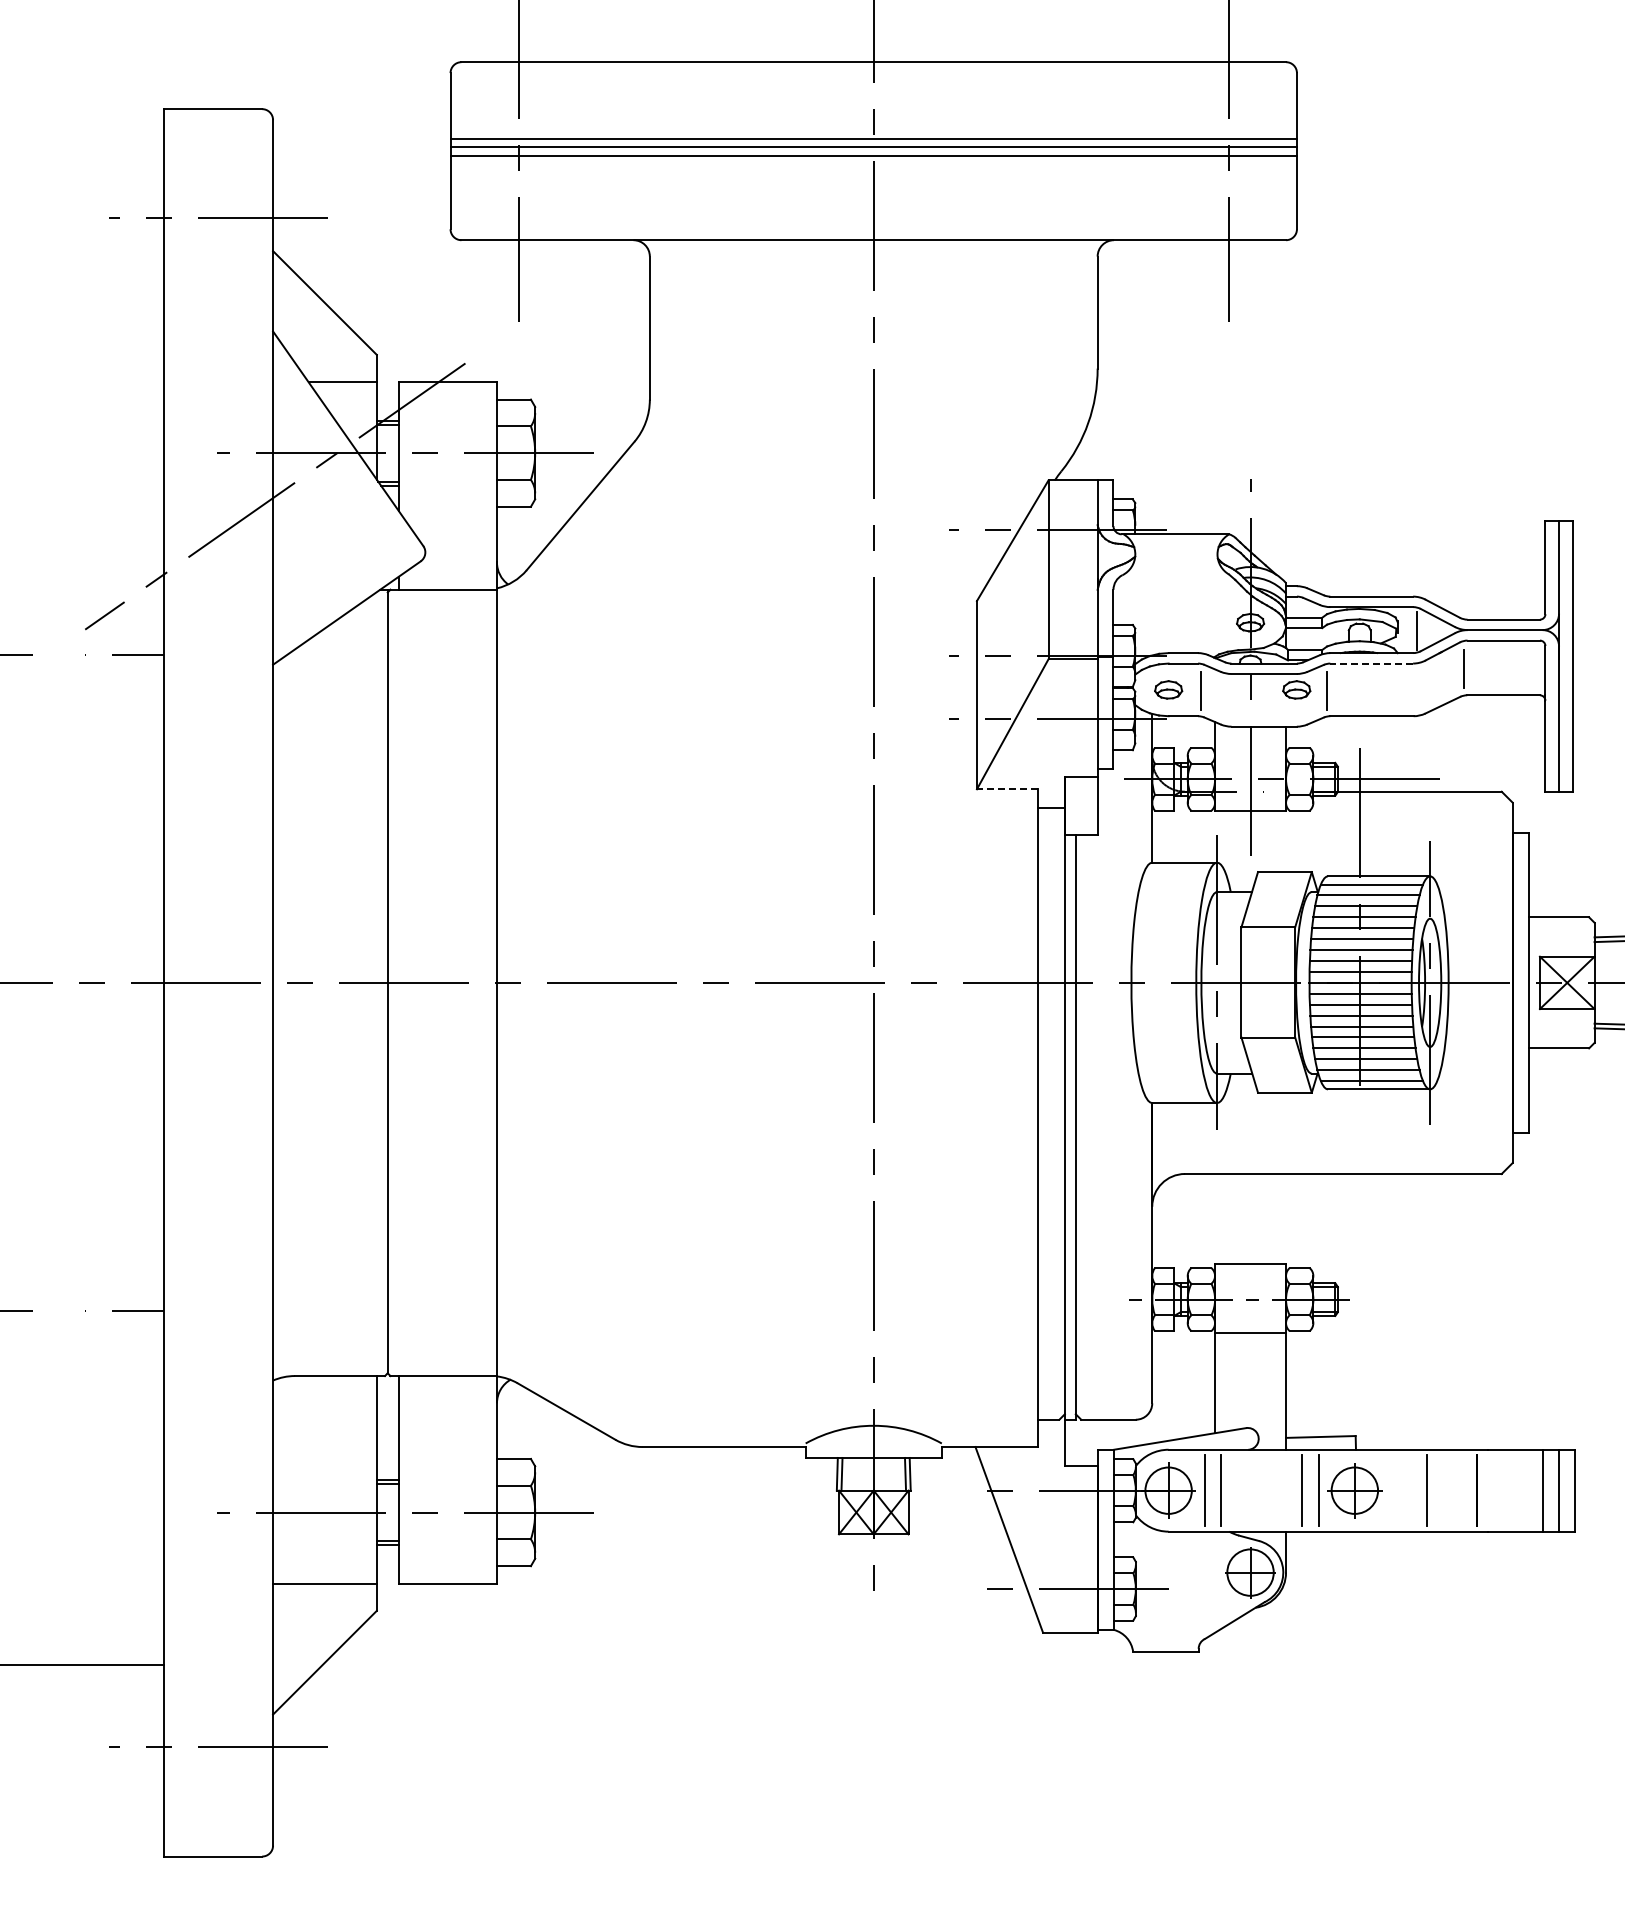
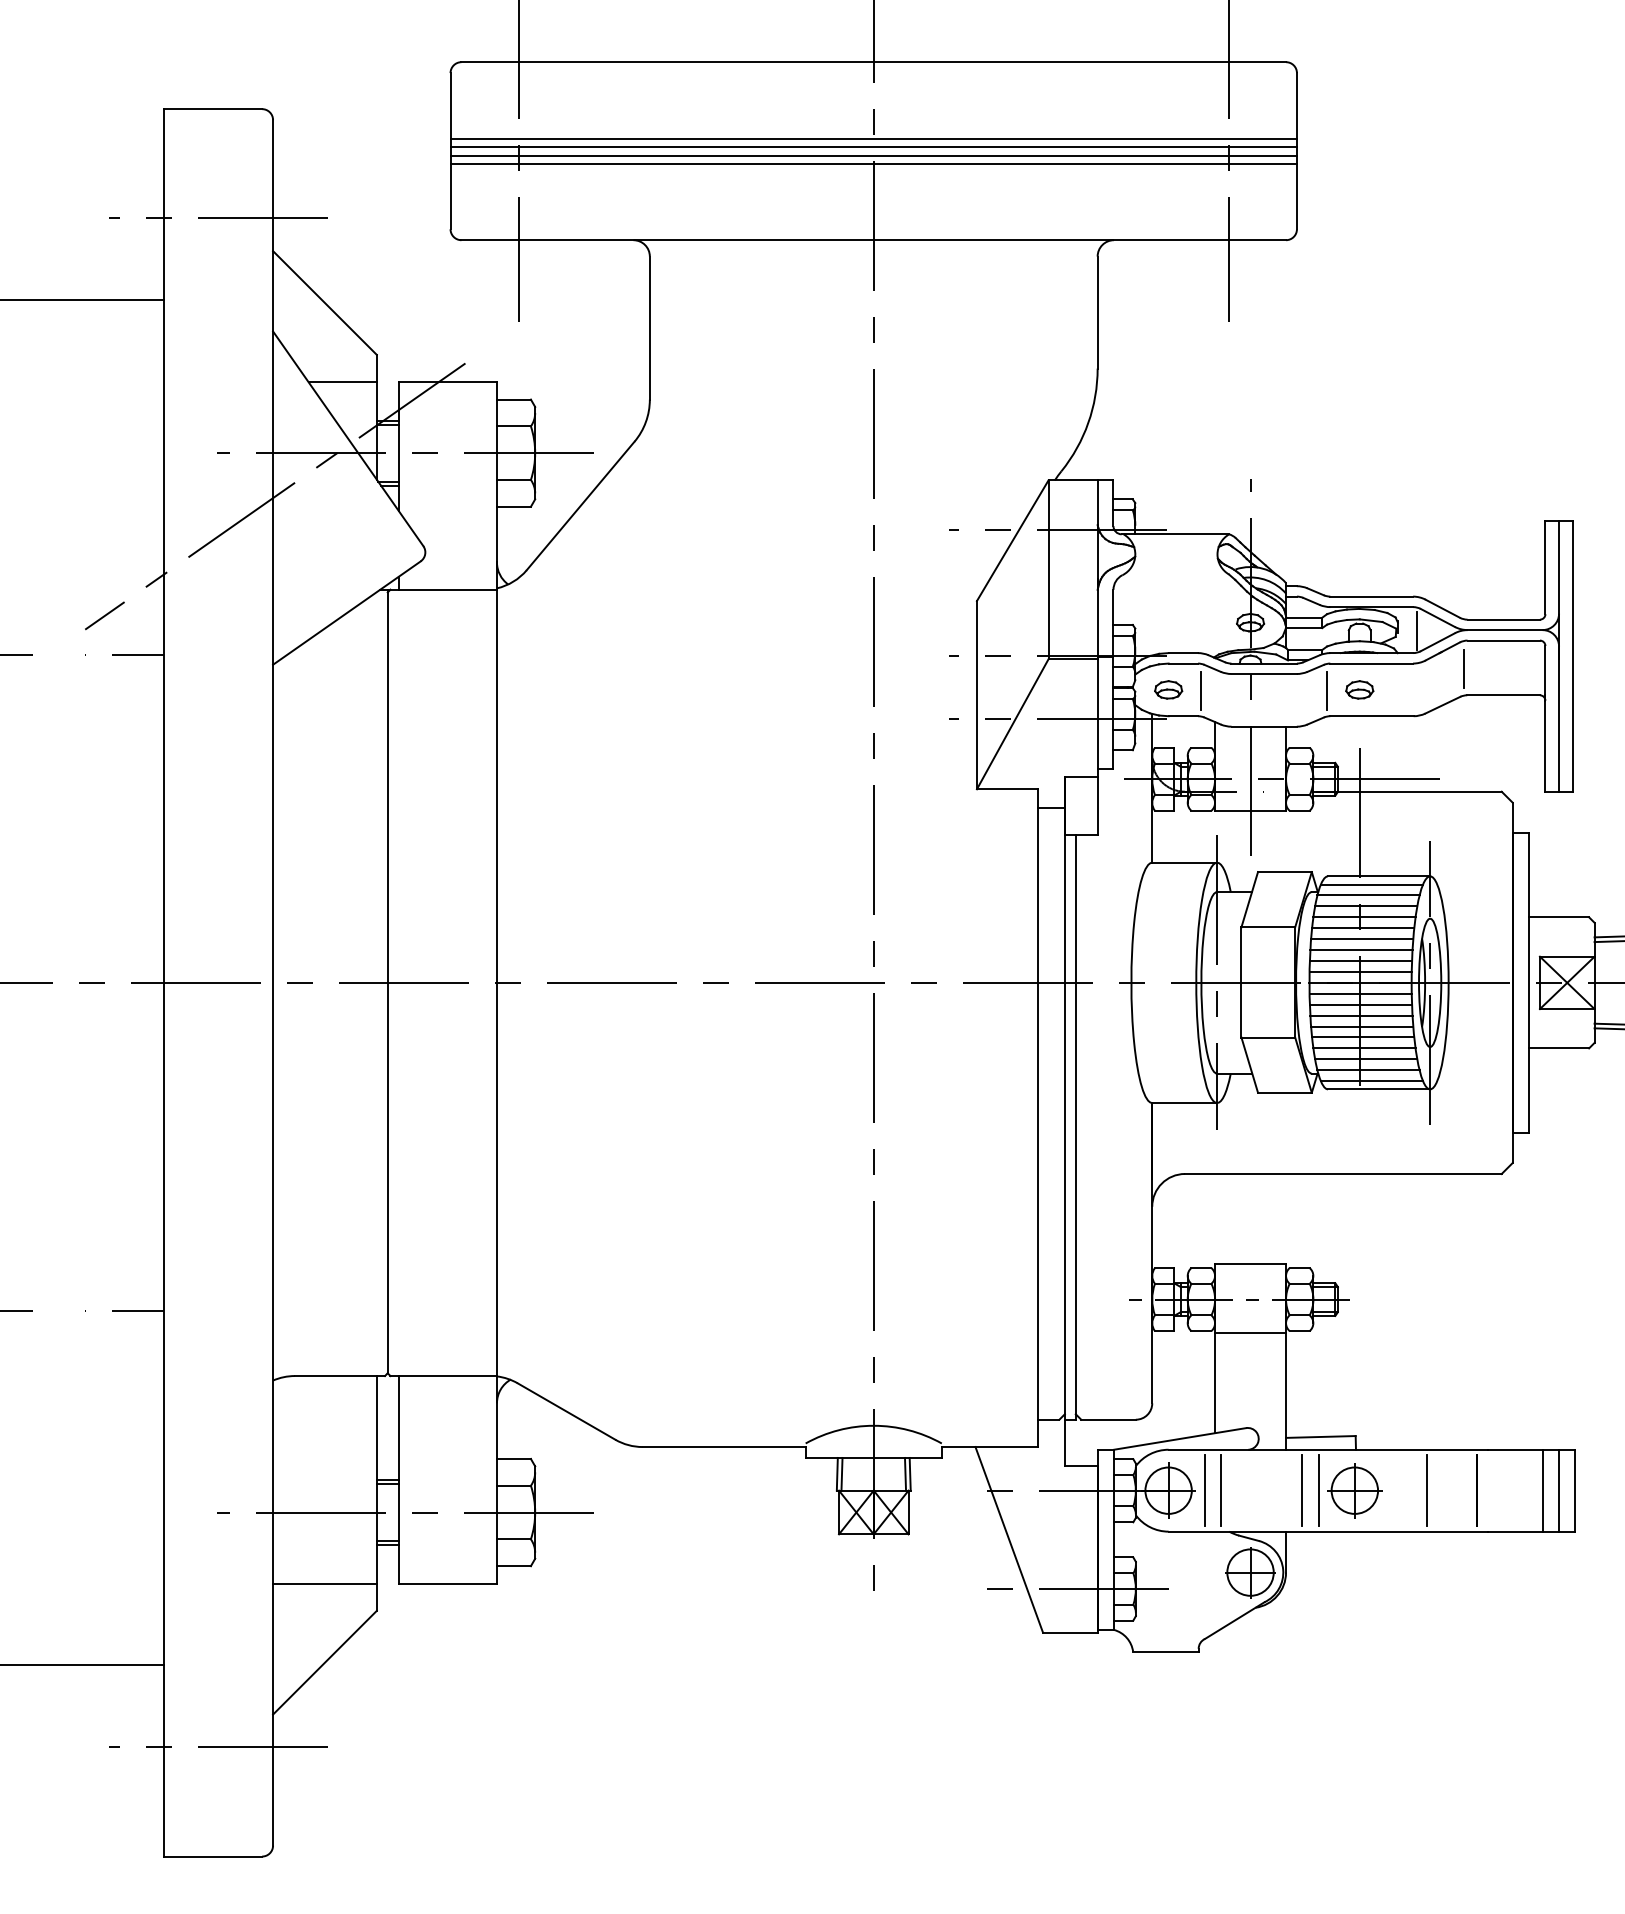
line: none -> present (873, 163)
line: none -> present (82, 300)
line: dashed -> solid (1371, 663)
part position: (1296, 689) -> (1359, 689) (1359, 689)
line: dashed -> solid (1006, 789)
